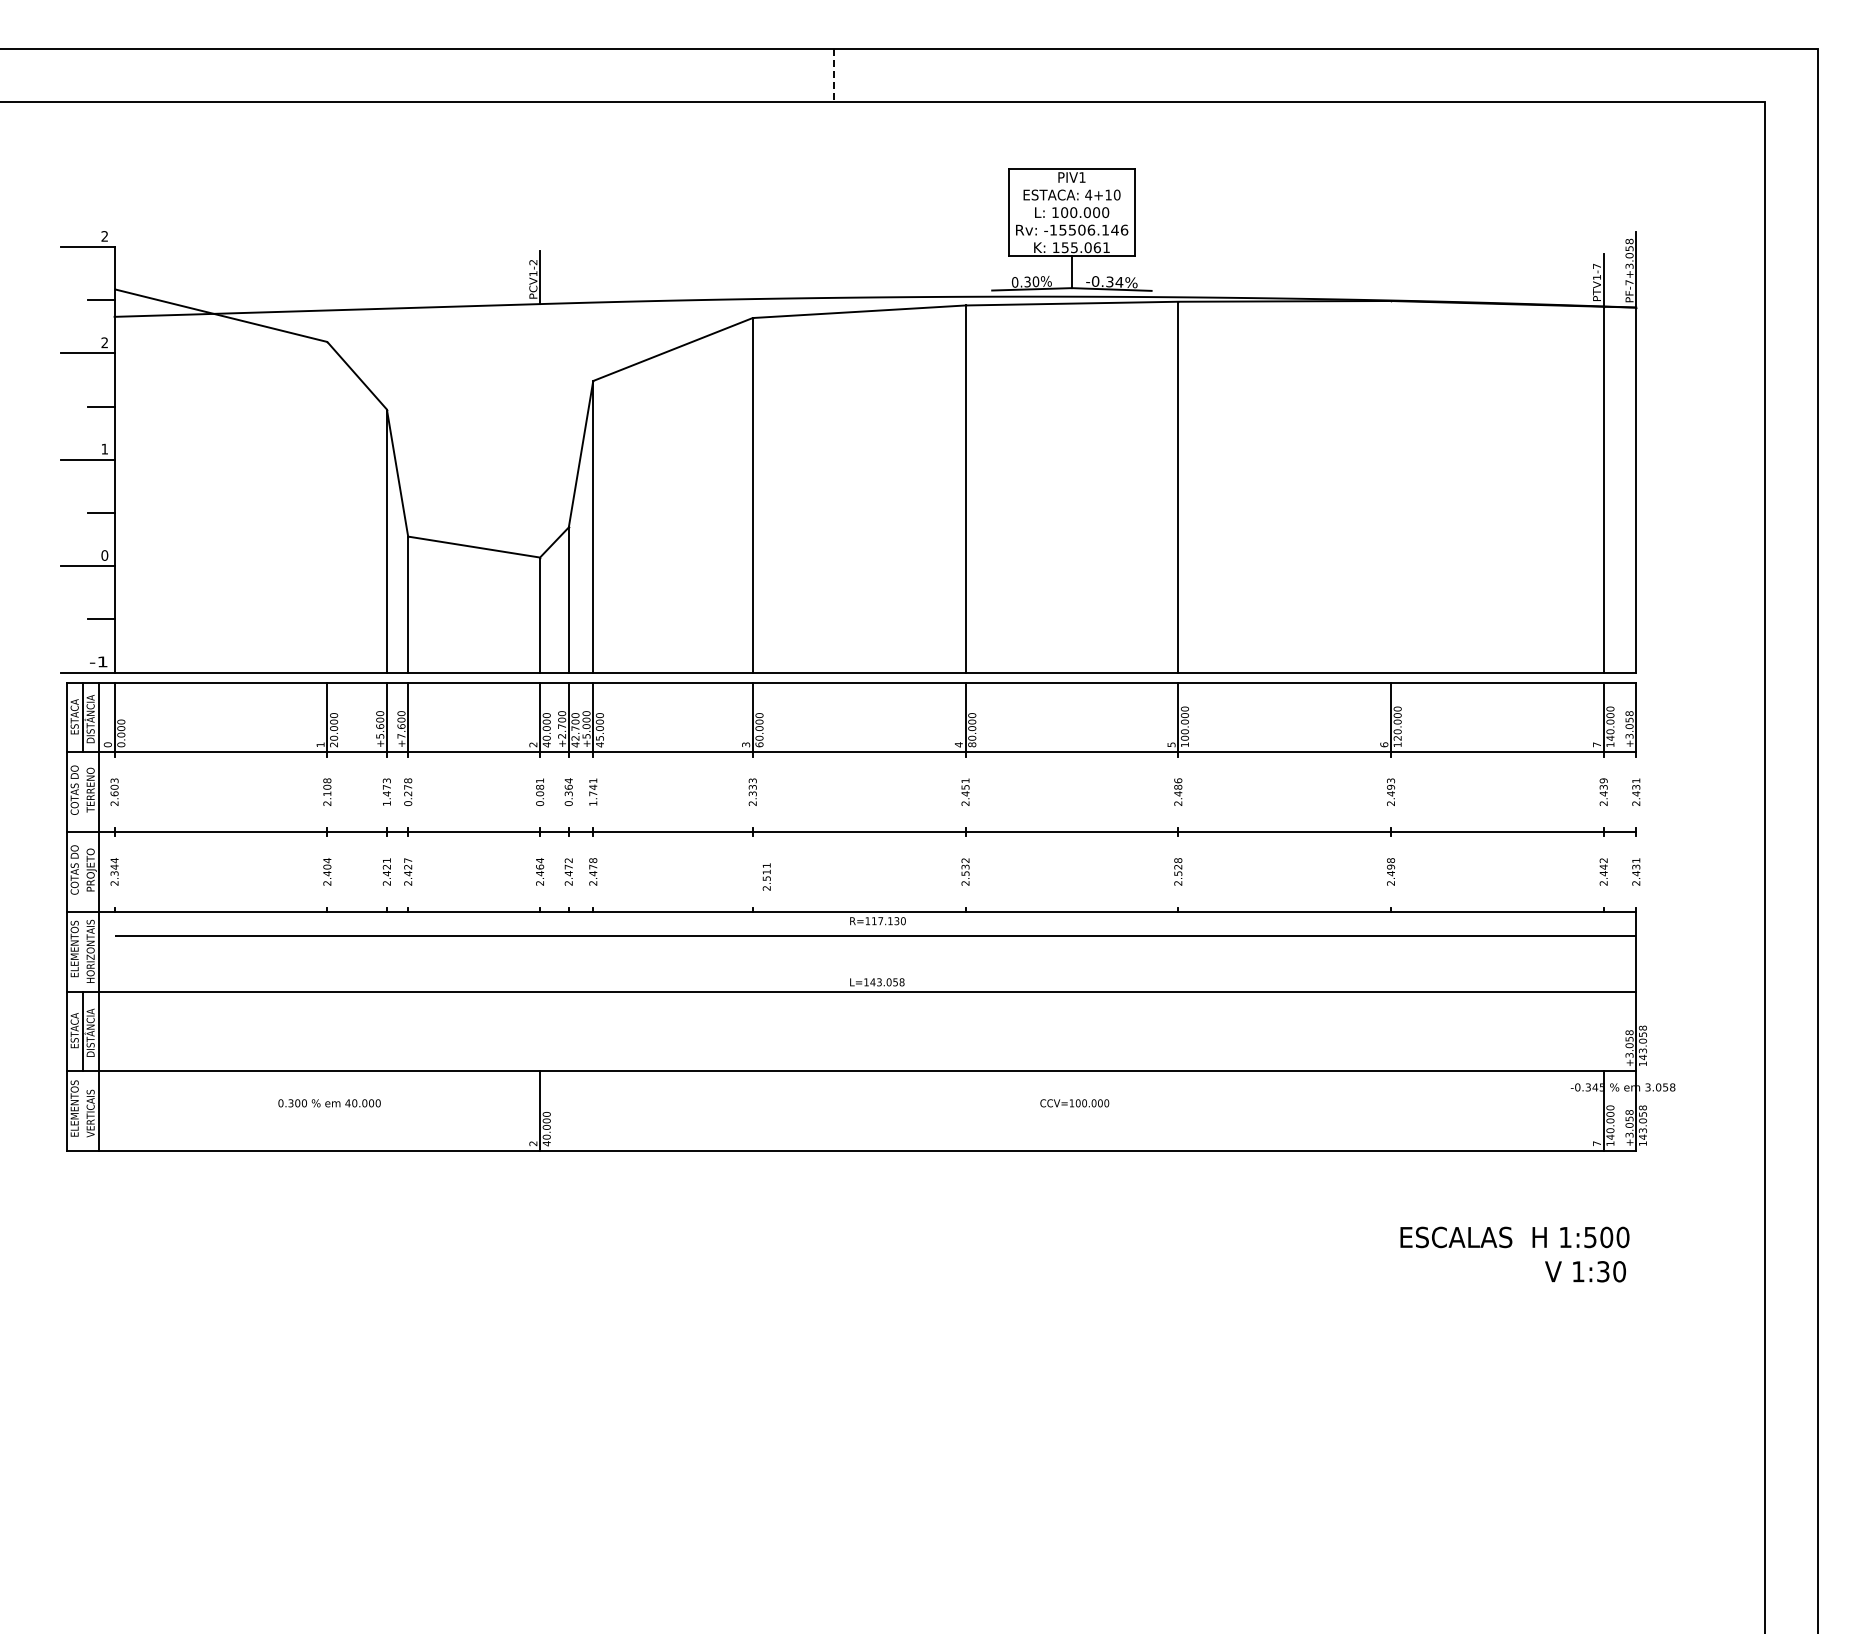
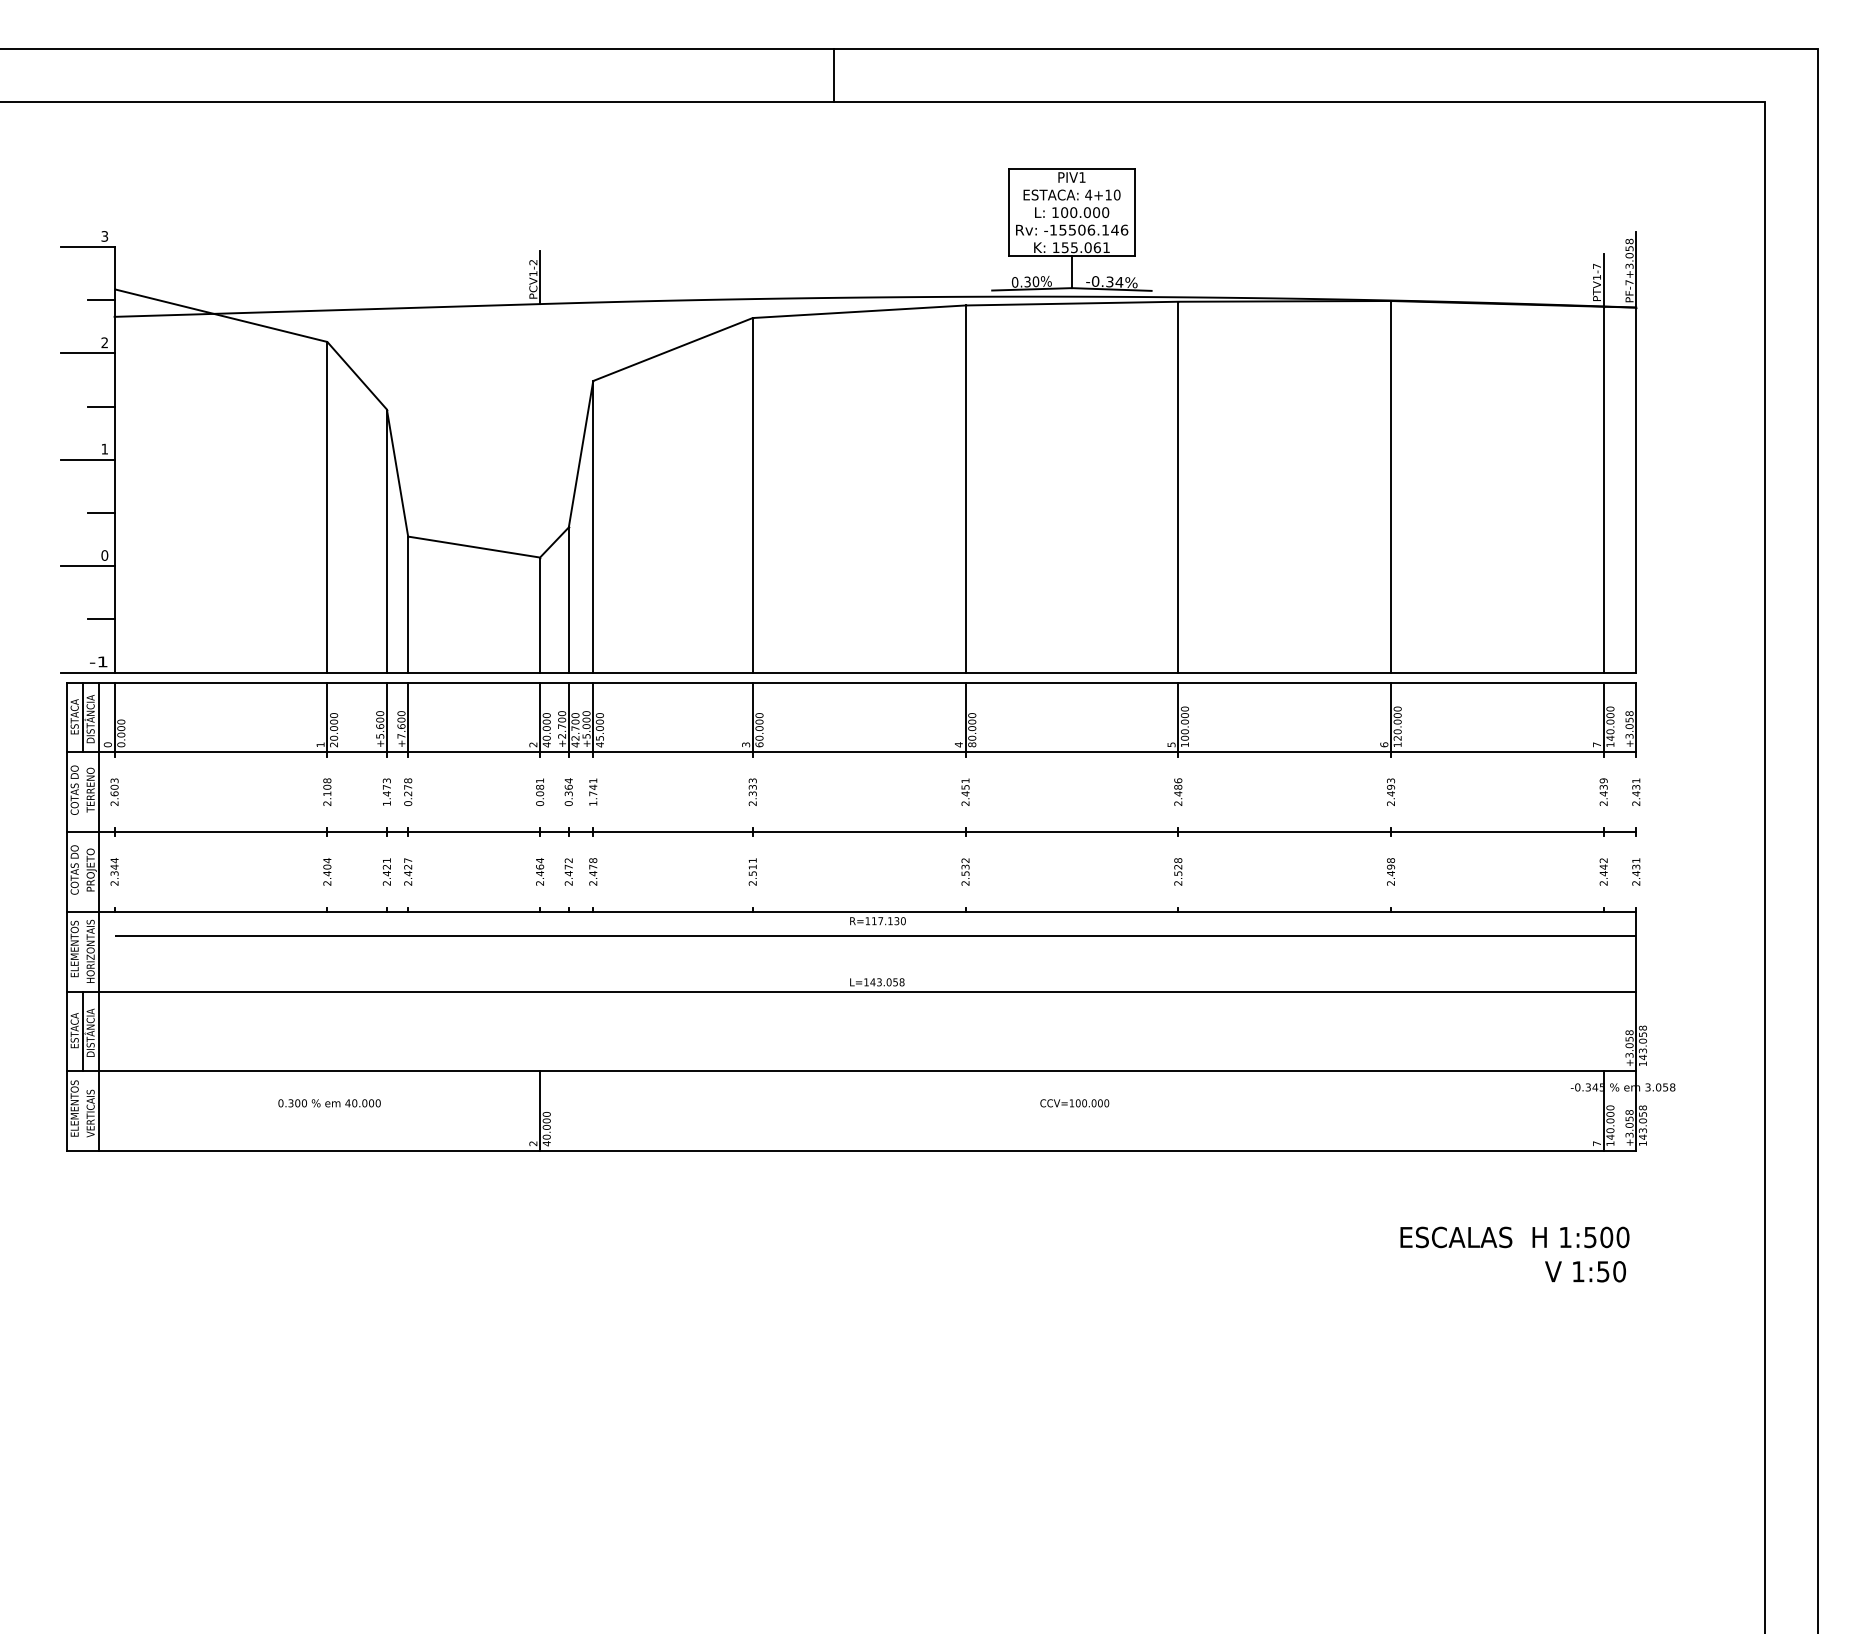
line: dashed -> solid (833, 75)
text: 2 -> 3 (104, 236)
line: none -> present (1391, 486)
line: none -> present (327, 506)
text position: (766, 876) -> (752, 871) (752, 871)
text: 1:30 -> 1:50 (1603, 1271)
